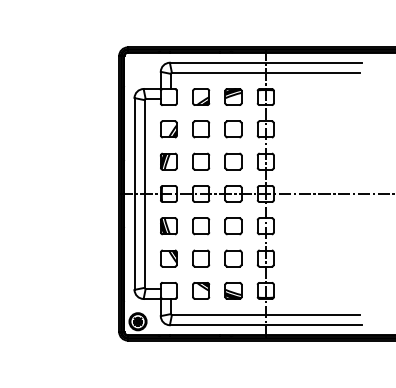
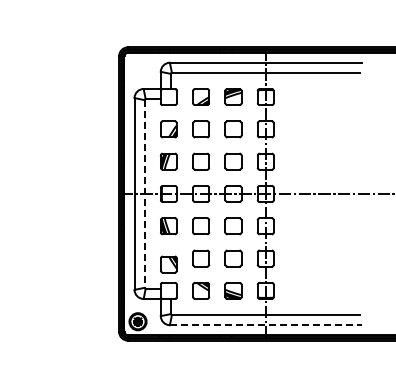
line: solid -> dashed (144, 193)
part position: (168, 258) -> (168, 264) (168, 264)
line: solid -> dashed (265, 325)
